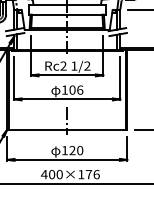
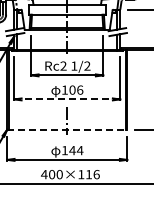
line: solid -> dashed (67, 99)
line: solid -> dashed (67, 129)
text: 120 -> 144 (76, 150)
text: 400×176 -> 400×116 (88, 174)
